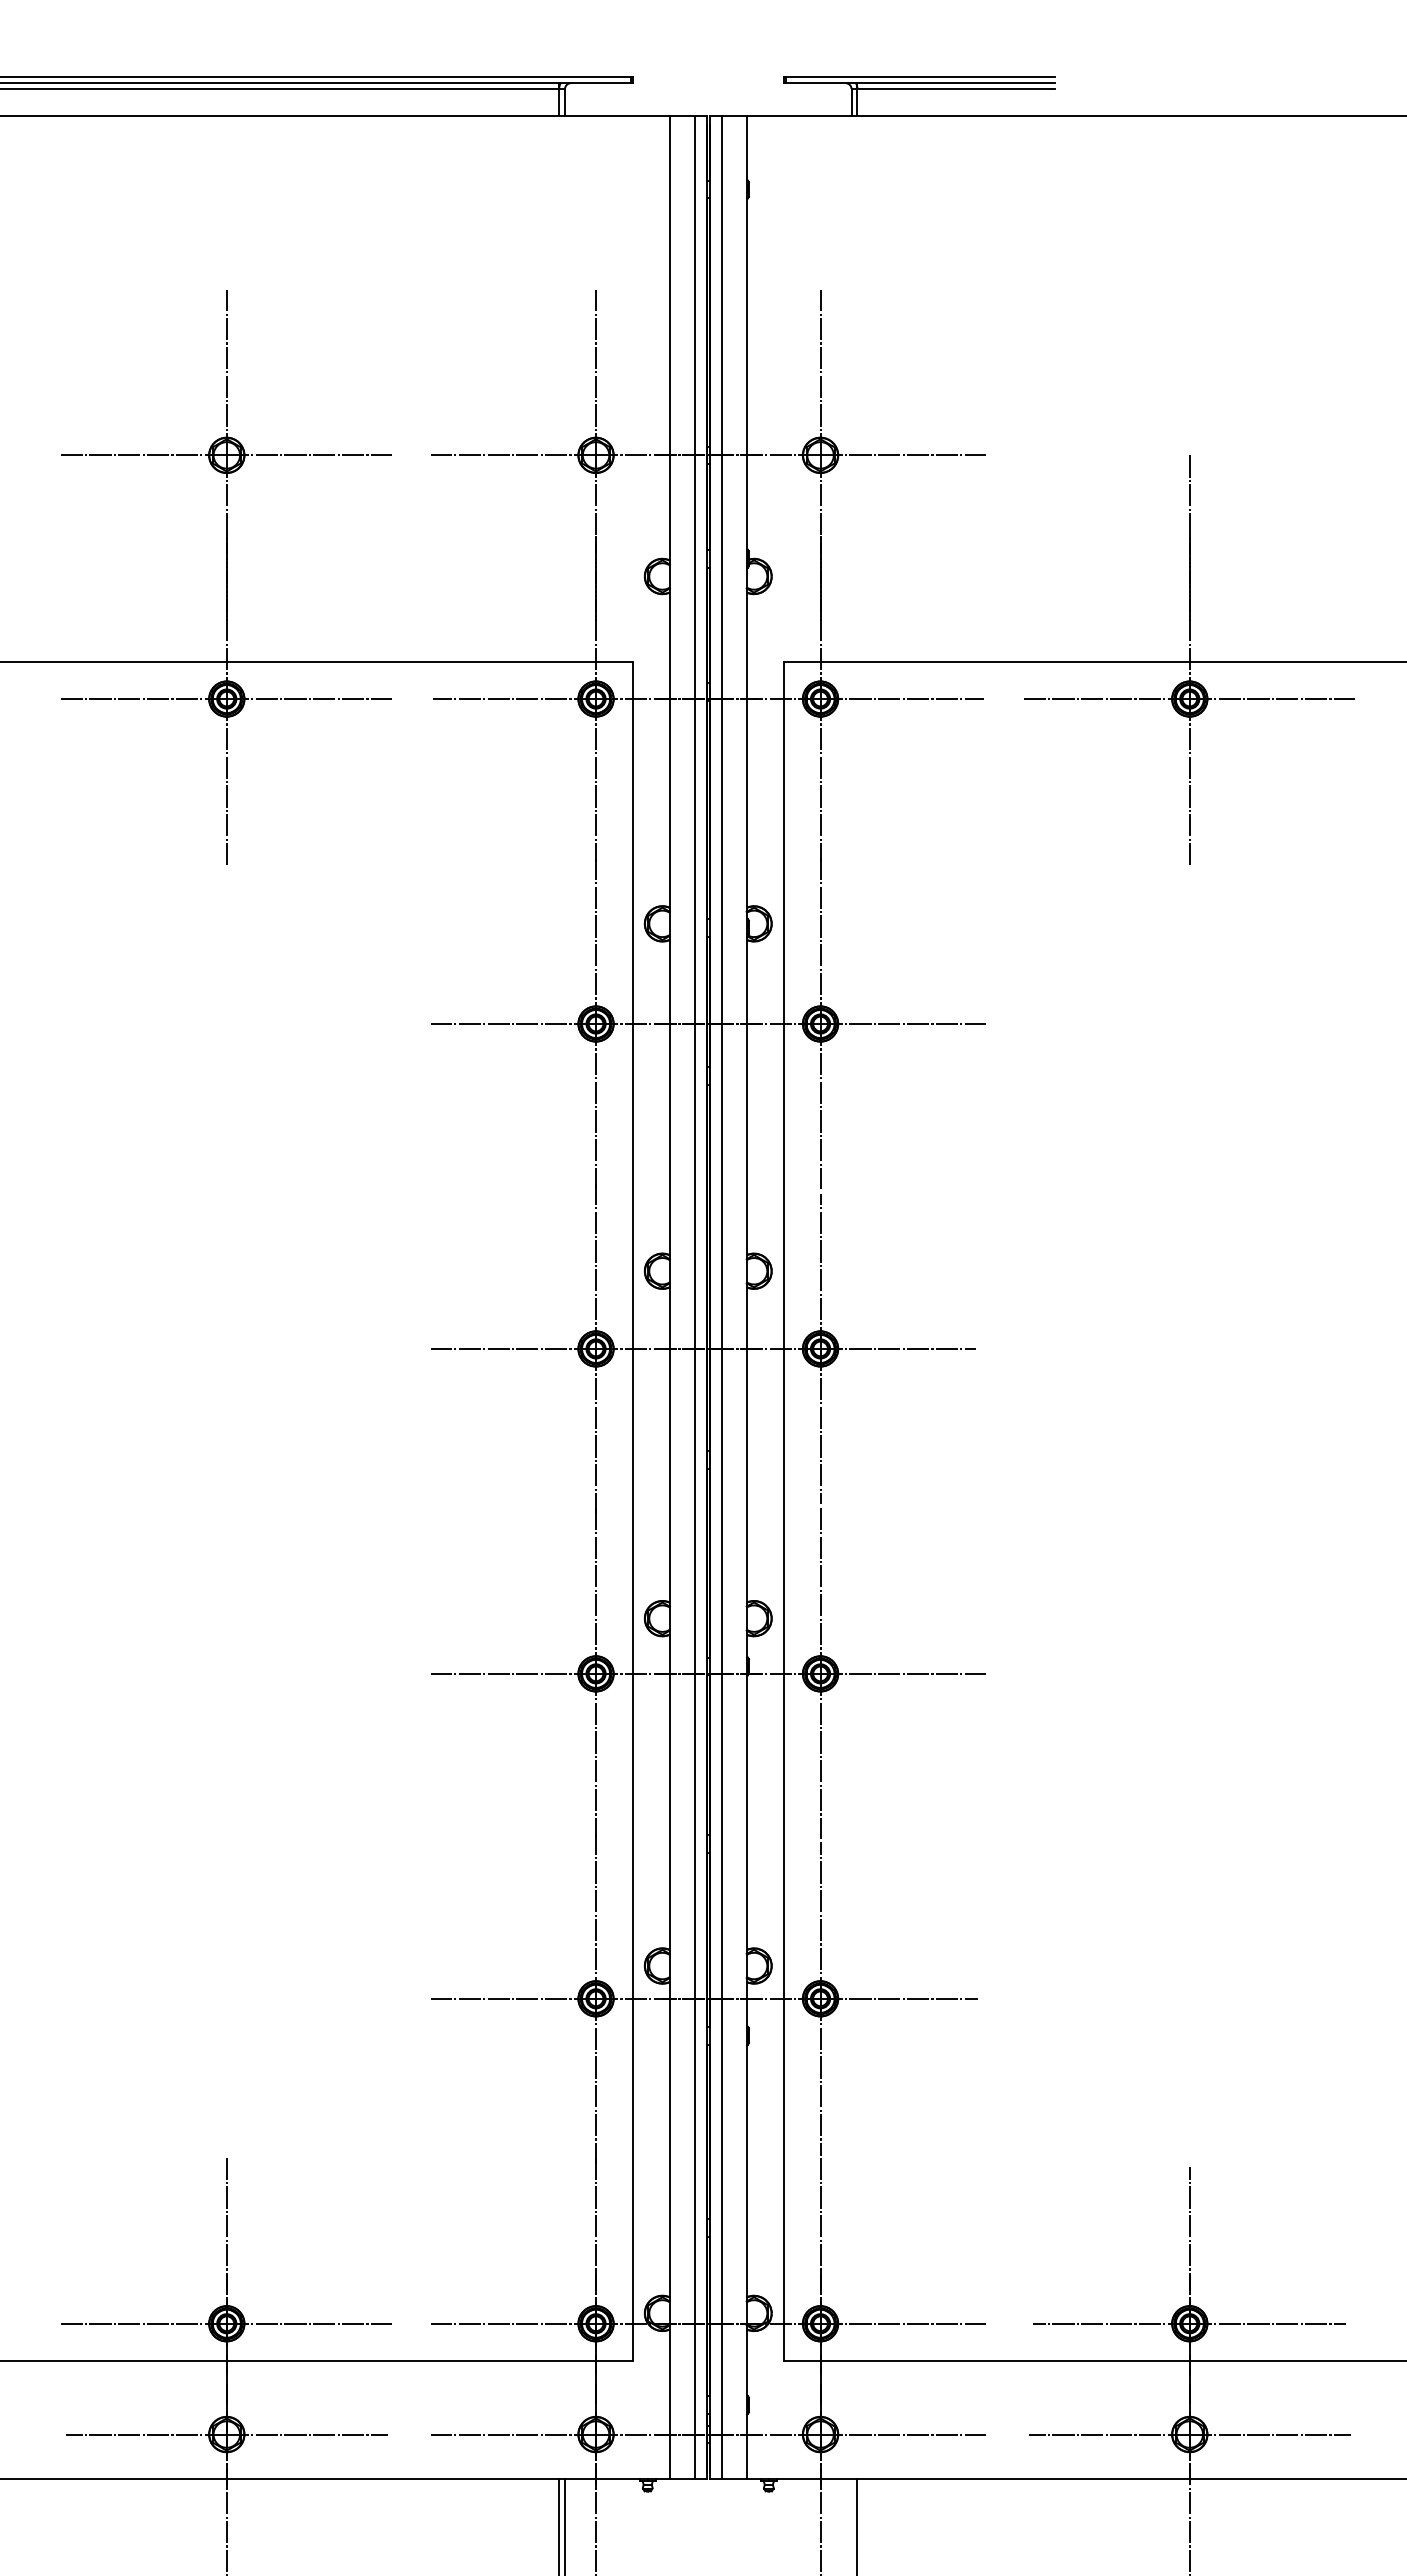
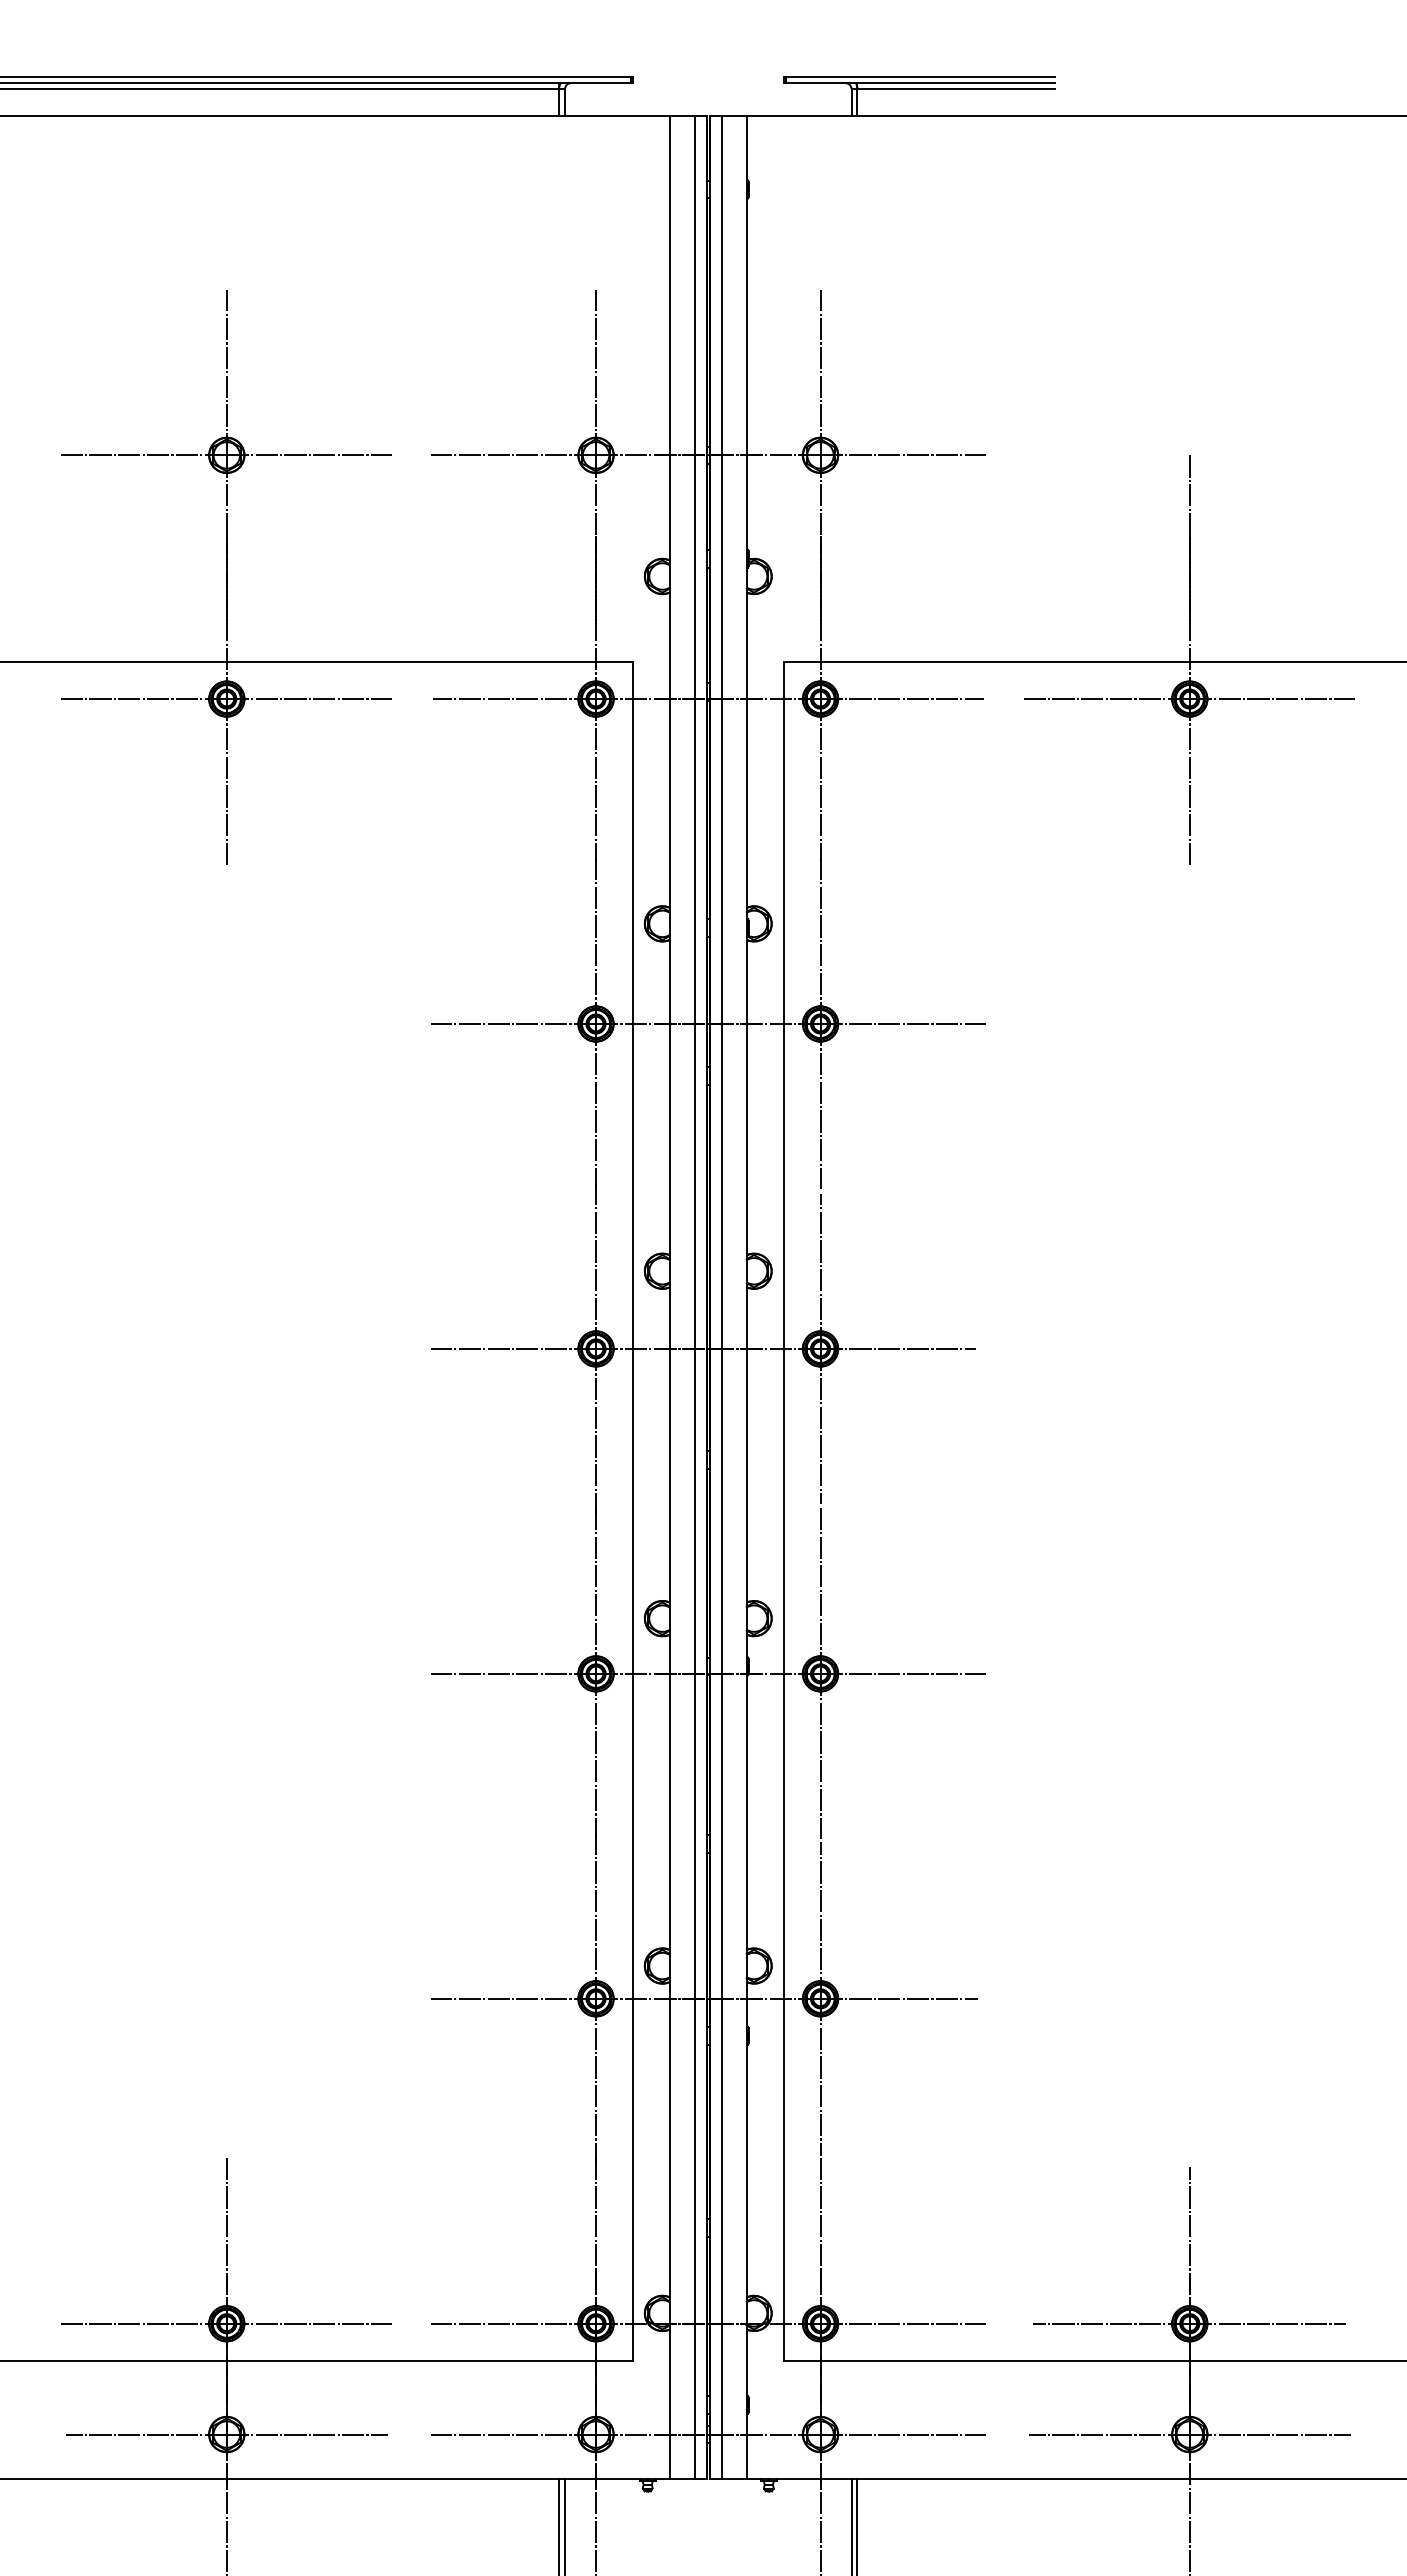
line: none -> present (851, 2525)
